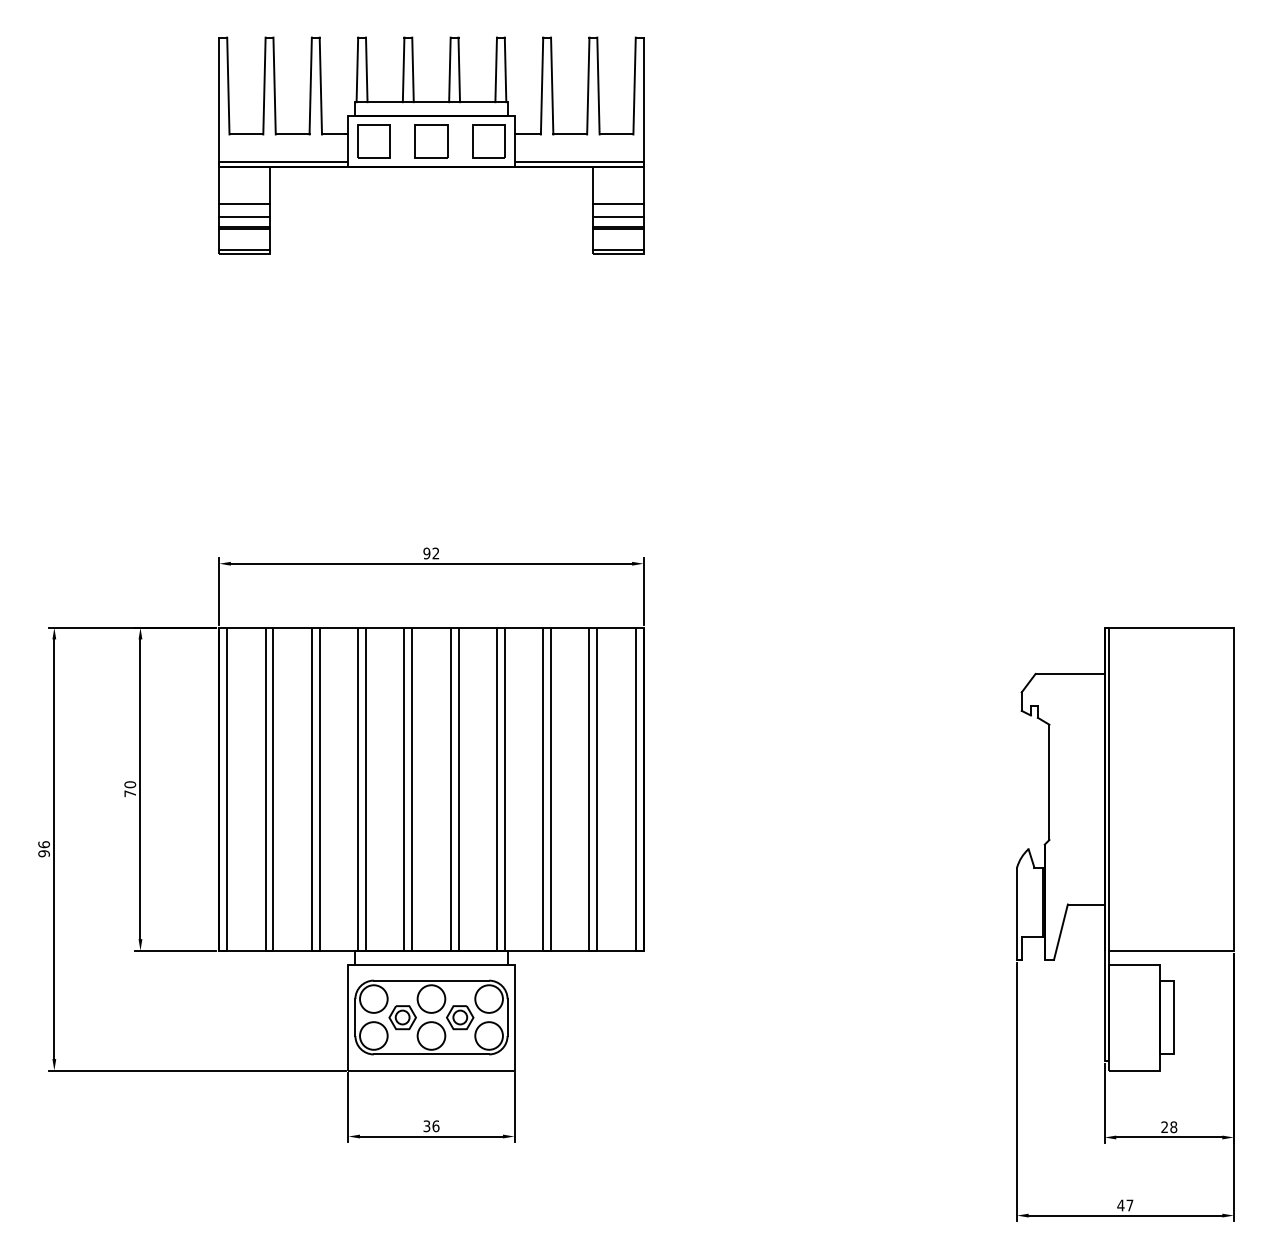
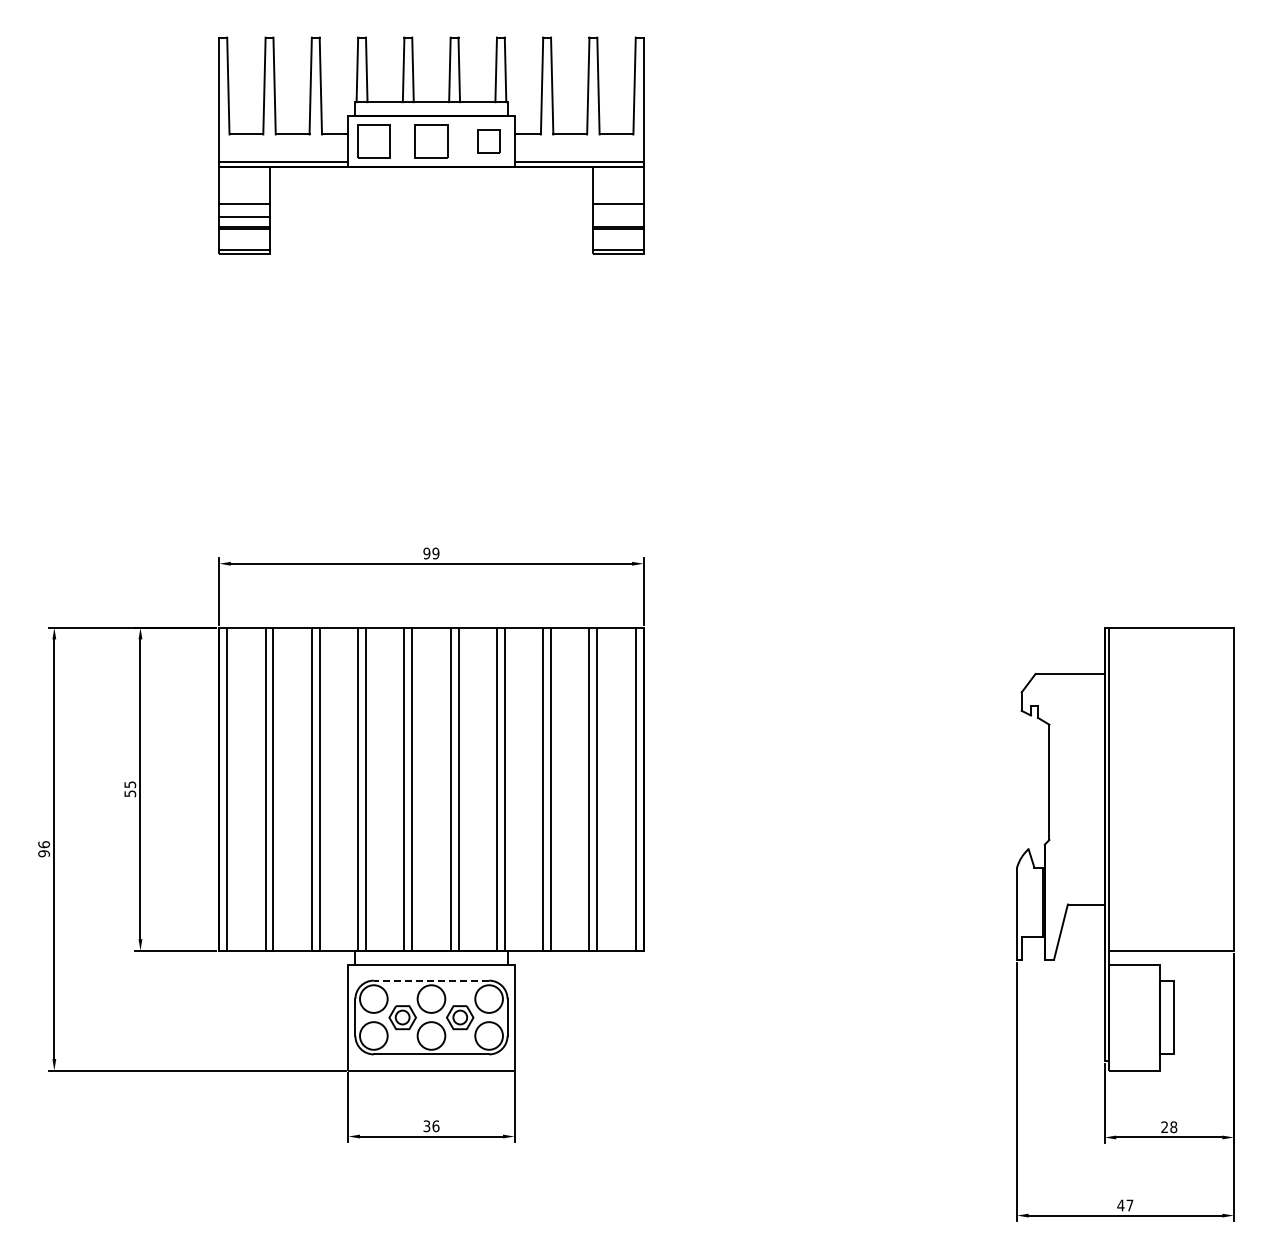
part size: 34x35 px -> 24x25 px (488, 141)
line: present -> none (617, 217)
text: 92 -> 99 (435, 553)
text: 70 -> 55 (130, 789)
line: solid -> dashed (431, 980)
